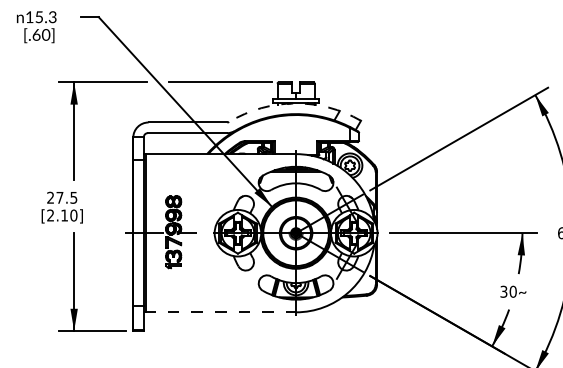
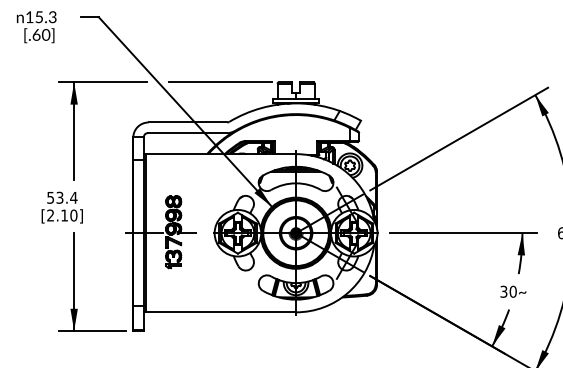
arc: dashed -> solid (294, 103)
text: 27.5 -> 53.4 (62, 197)
line: dashed -> solid (220, 312)
